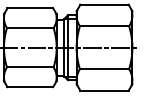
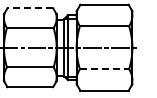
line: solid -> dashed (30, 8)
line: solid -> dashed (104, 69)
